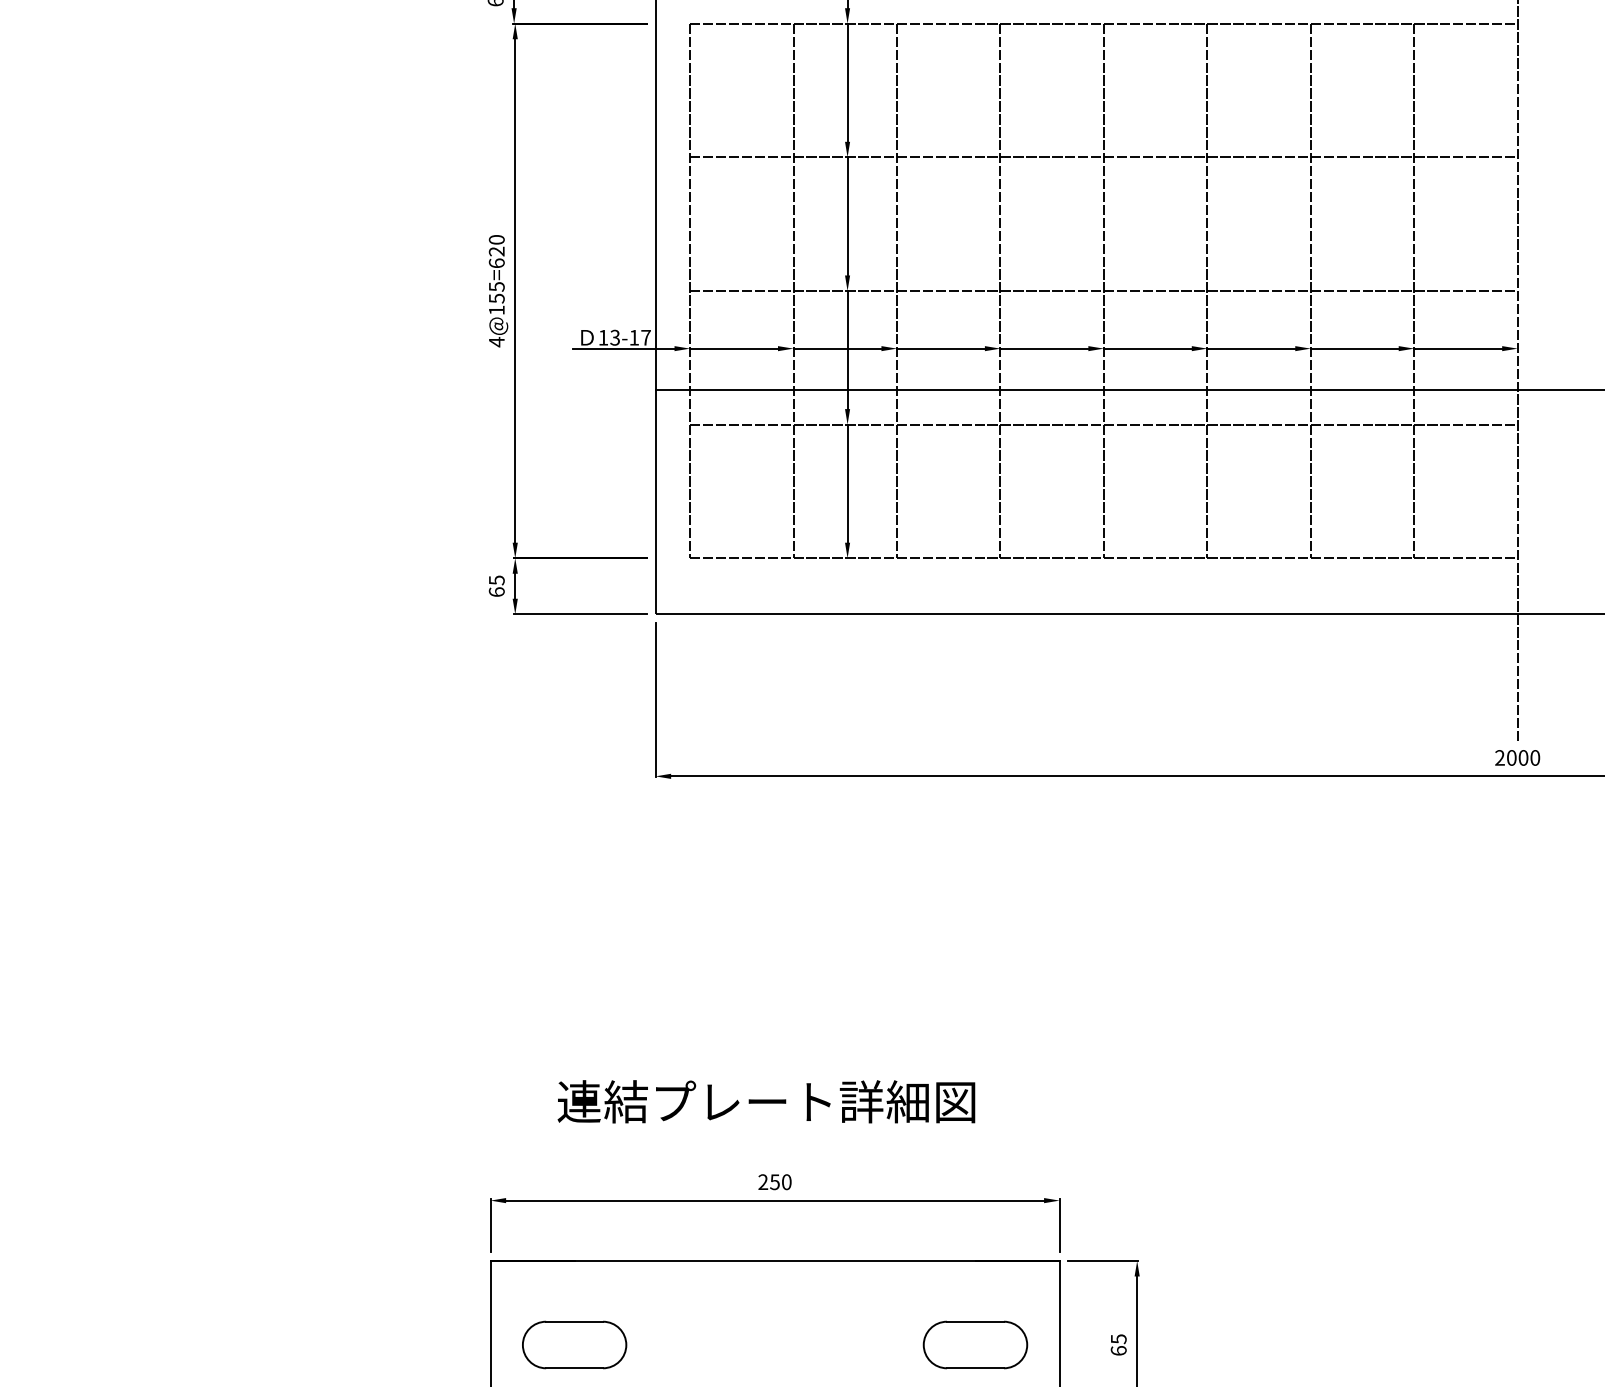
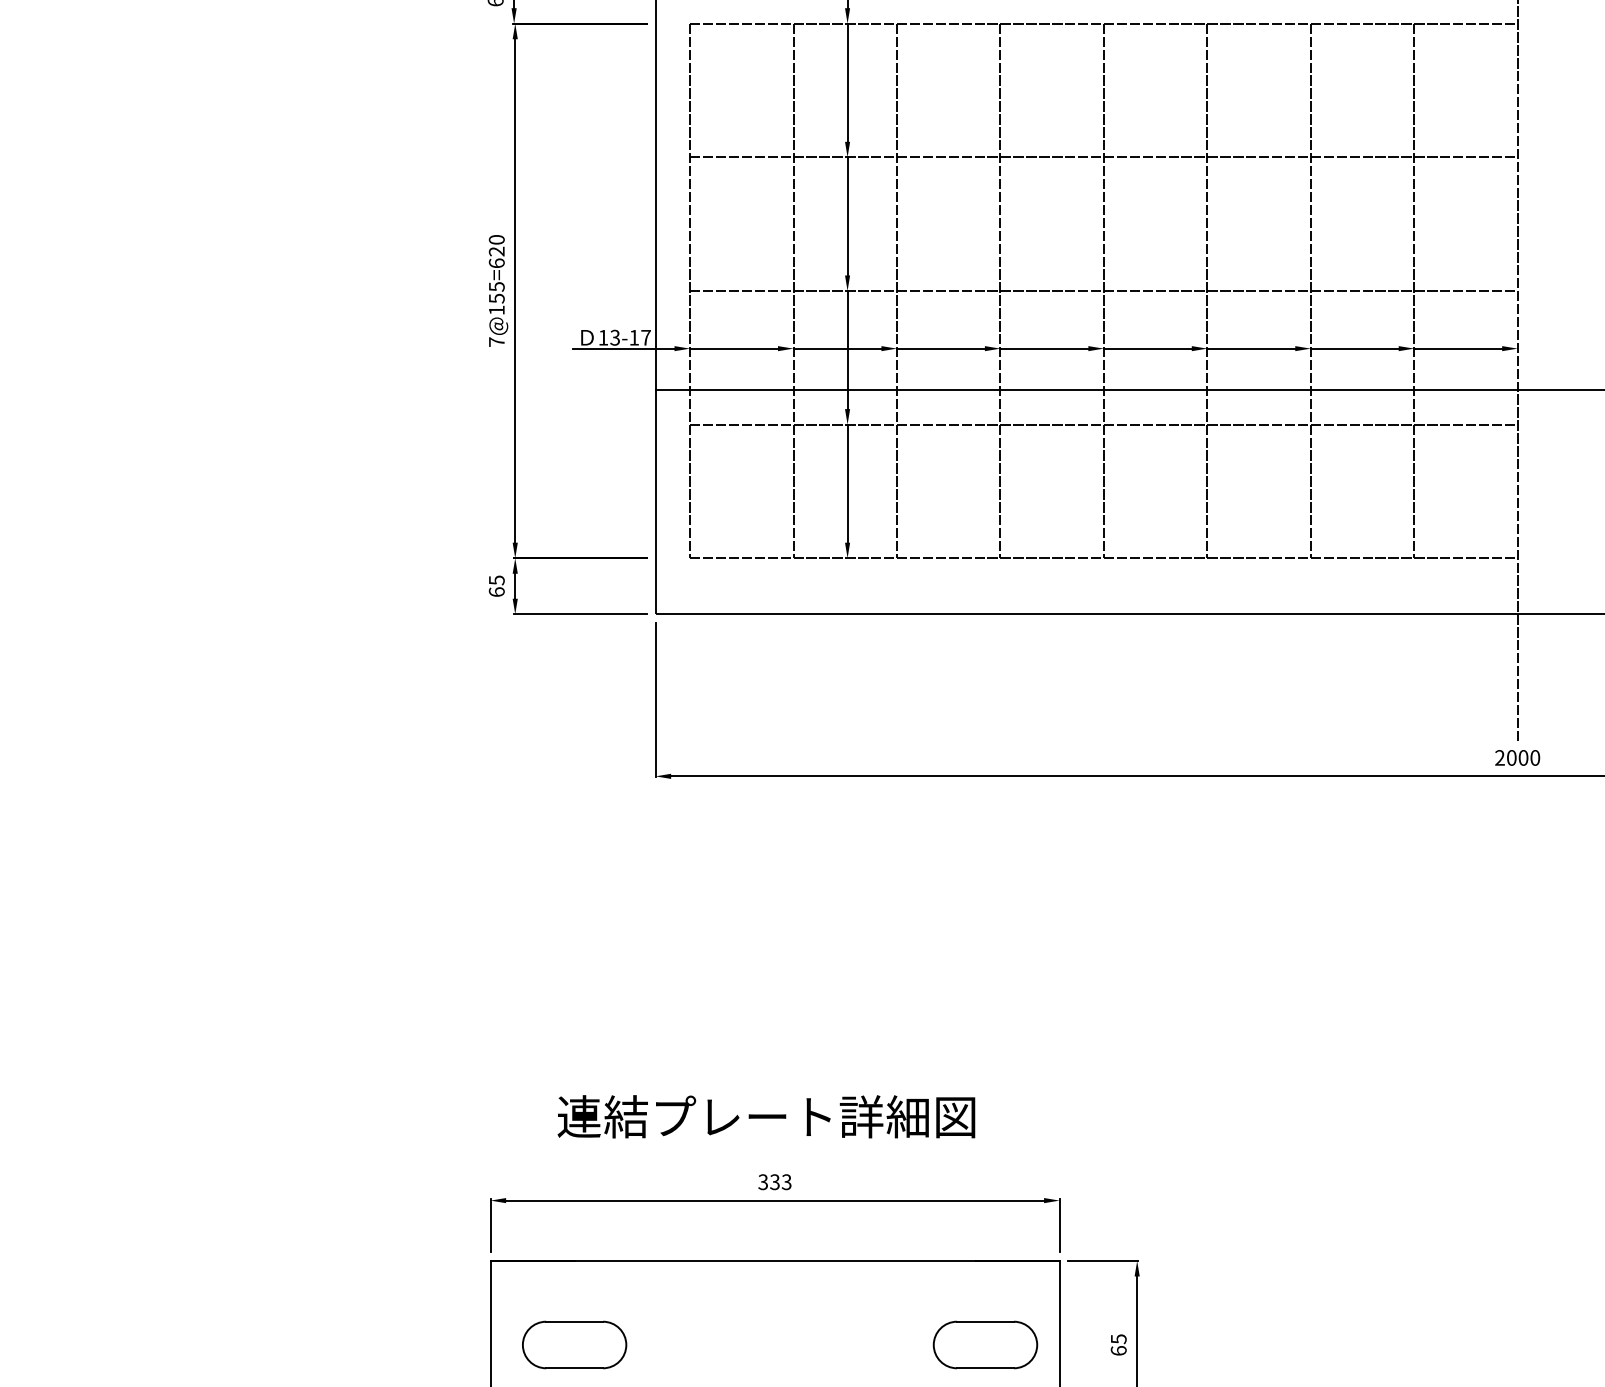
text: 4@155=620 -> 7@155=620 (496, 342)
text position: (766, 1101) -> (766, 1116) (766, 1116)
text: 250 -> 333 (774, 1182)
part position: (975, 1344) -> (985, 1344) (985, 1344)
